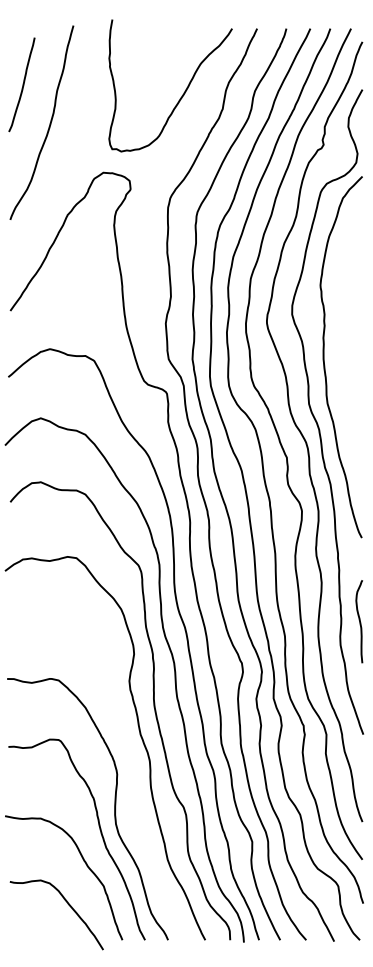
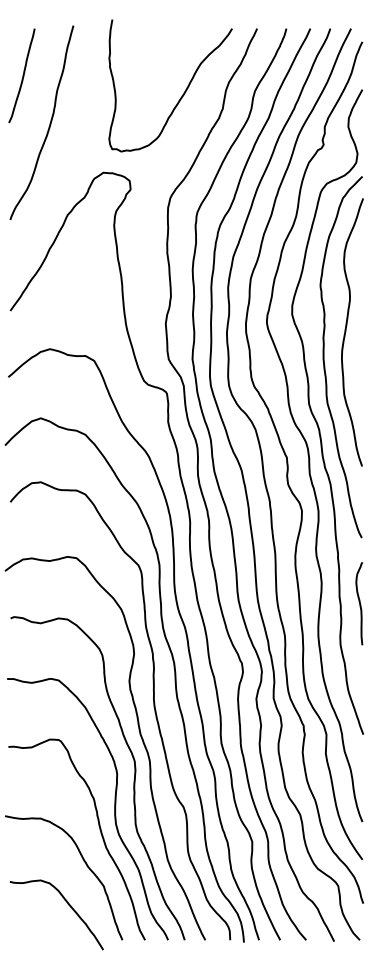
curve position: (22, 84) -> (22, 75) (22, 75)
curve: none -> present (346, 332)
curve position: (359, 621) -> (359, 603) (359, 603)
curve: none -> present (133, 780)
